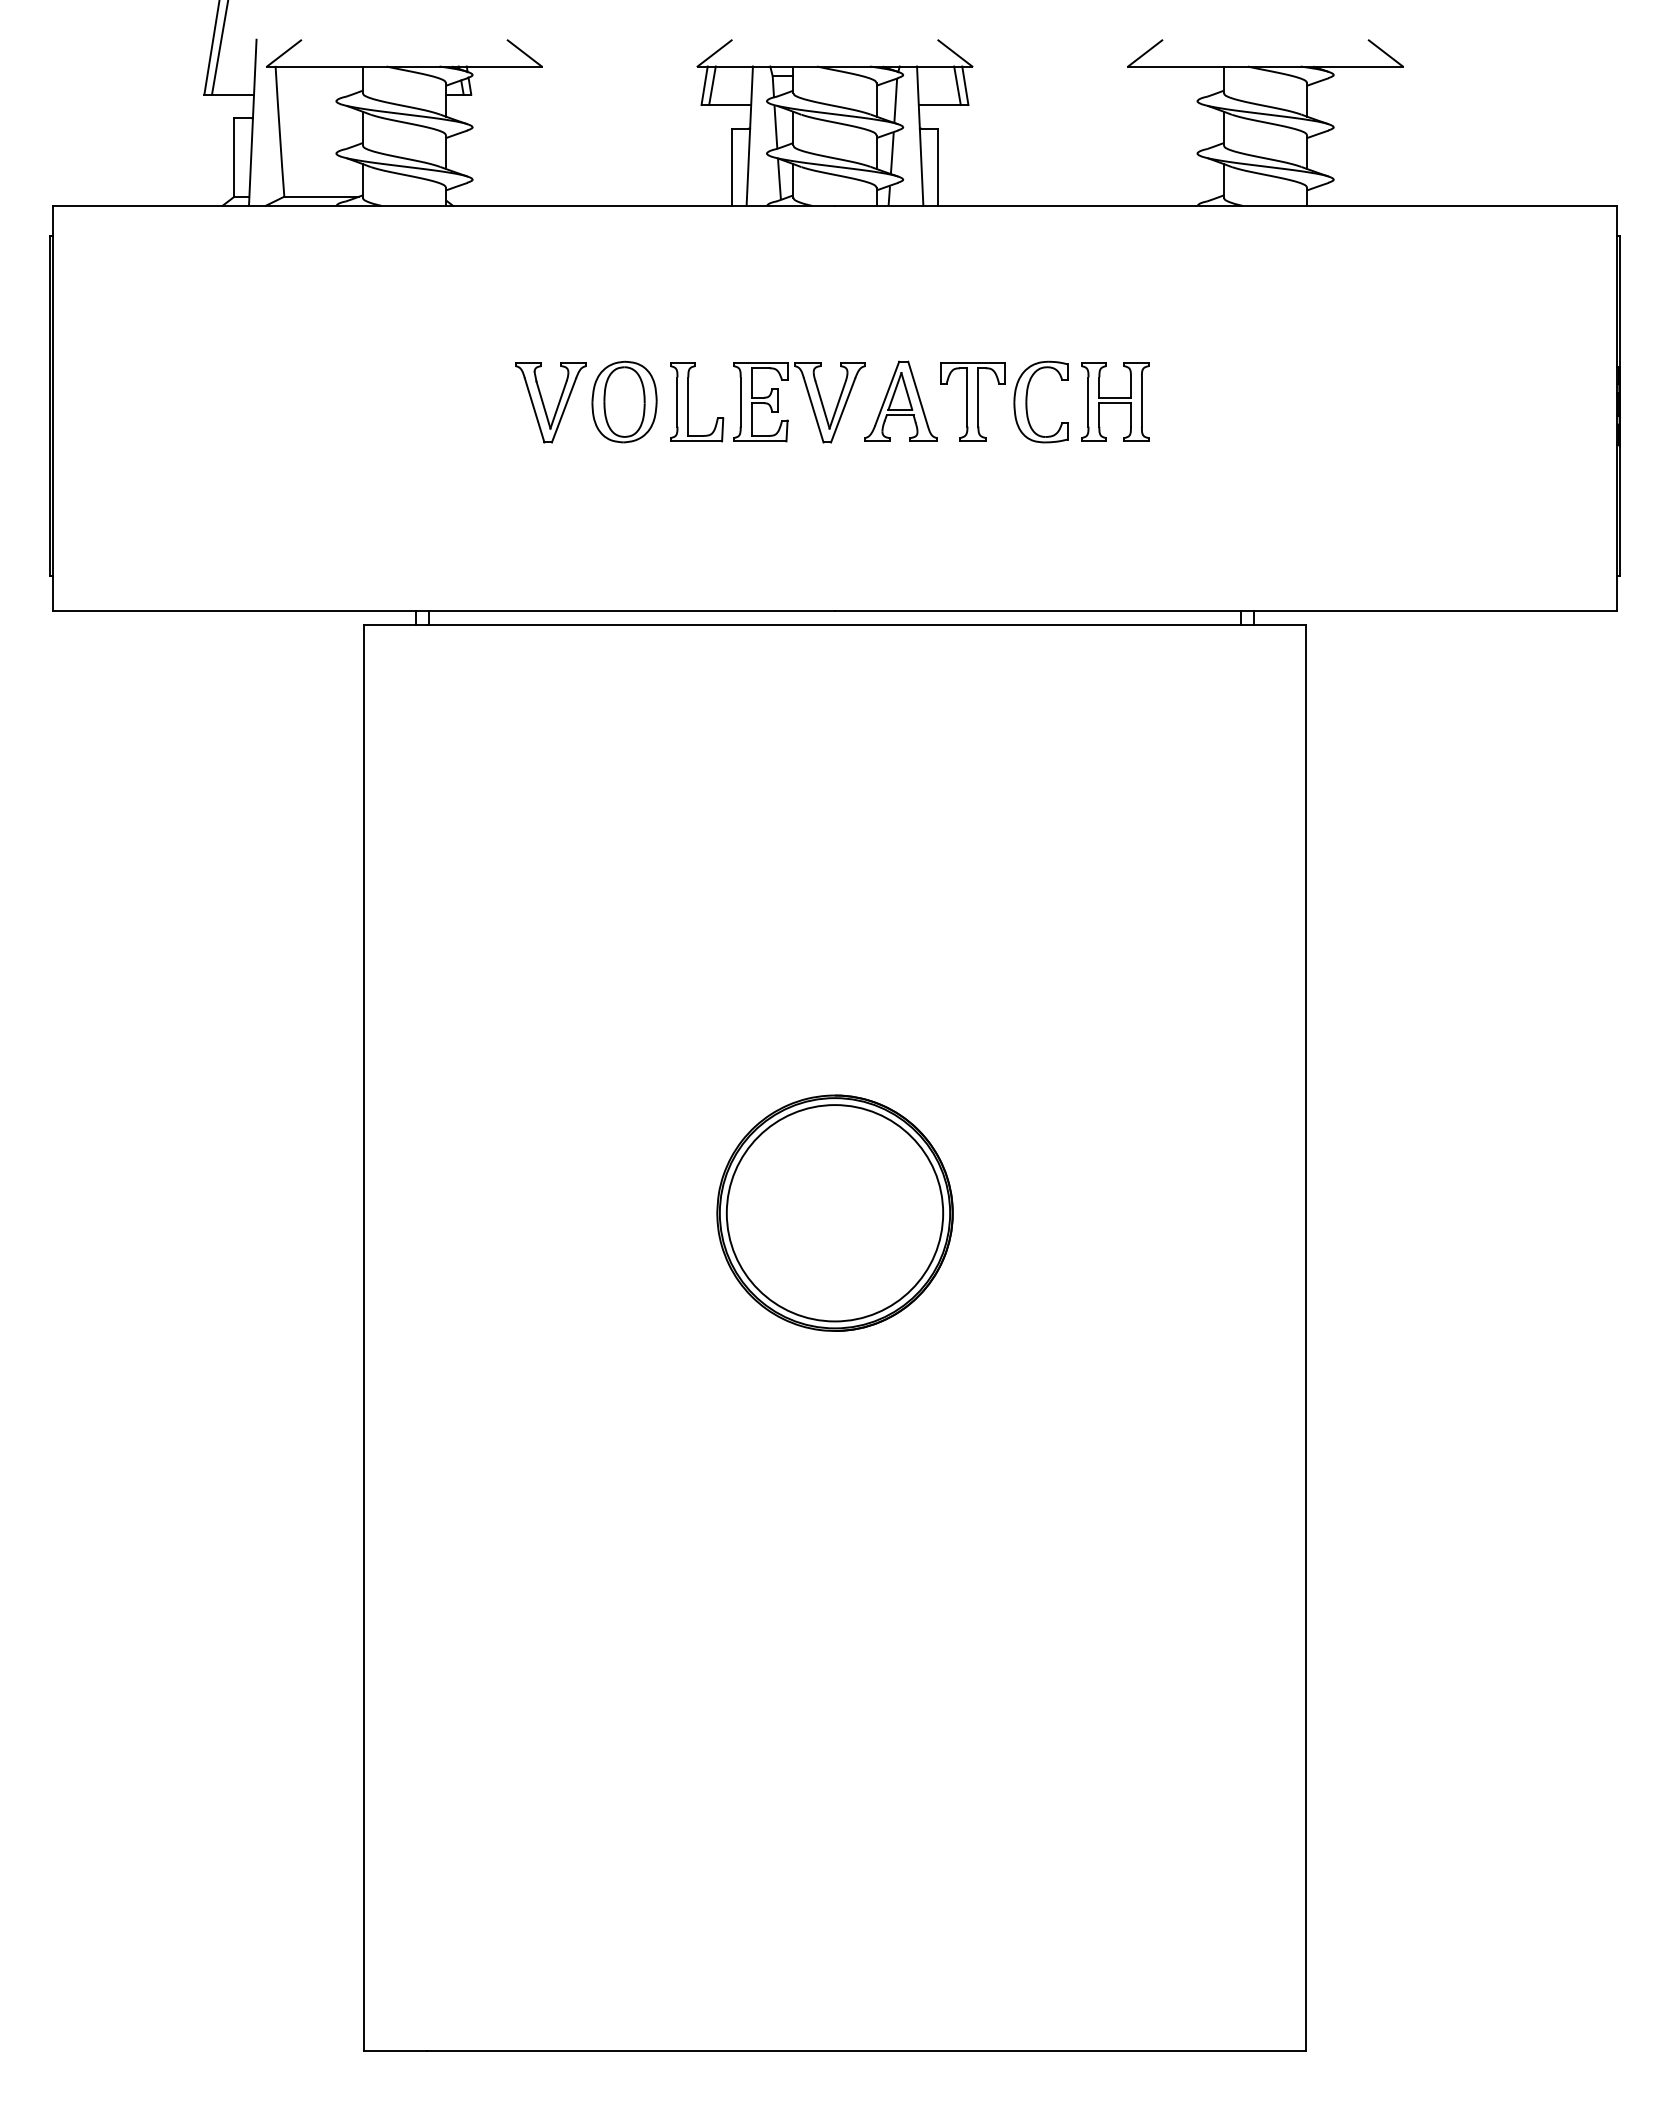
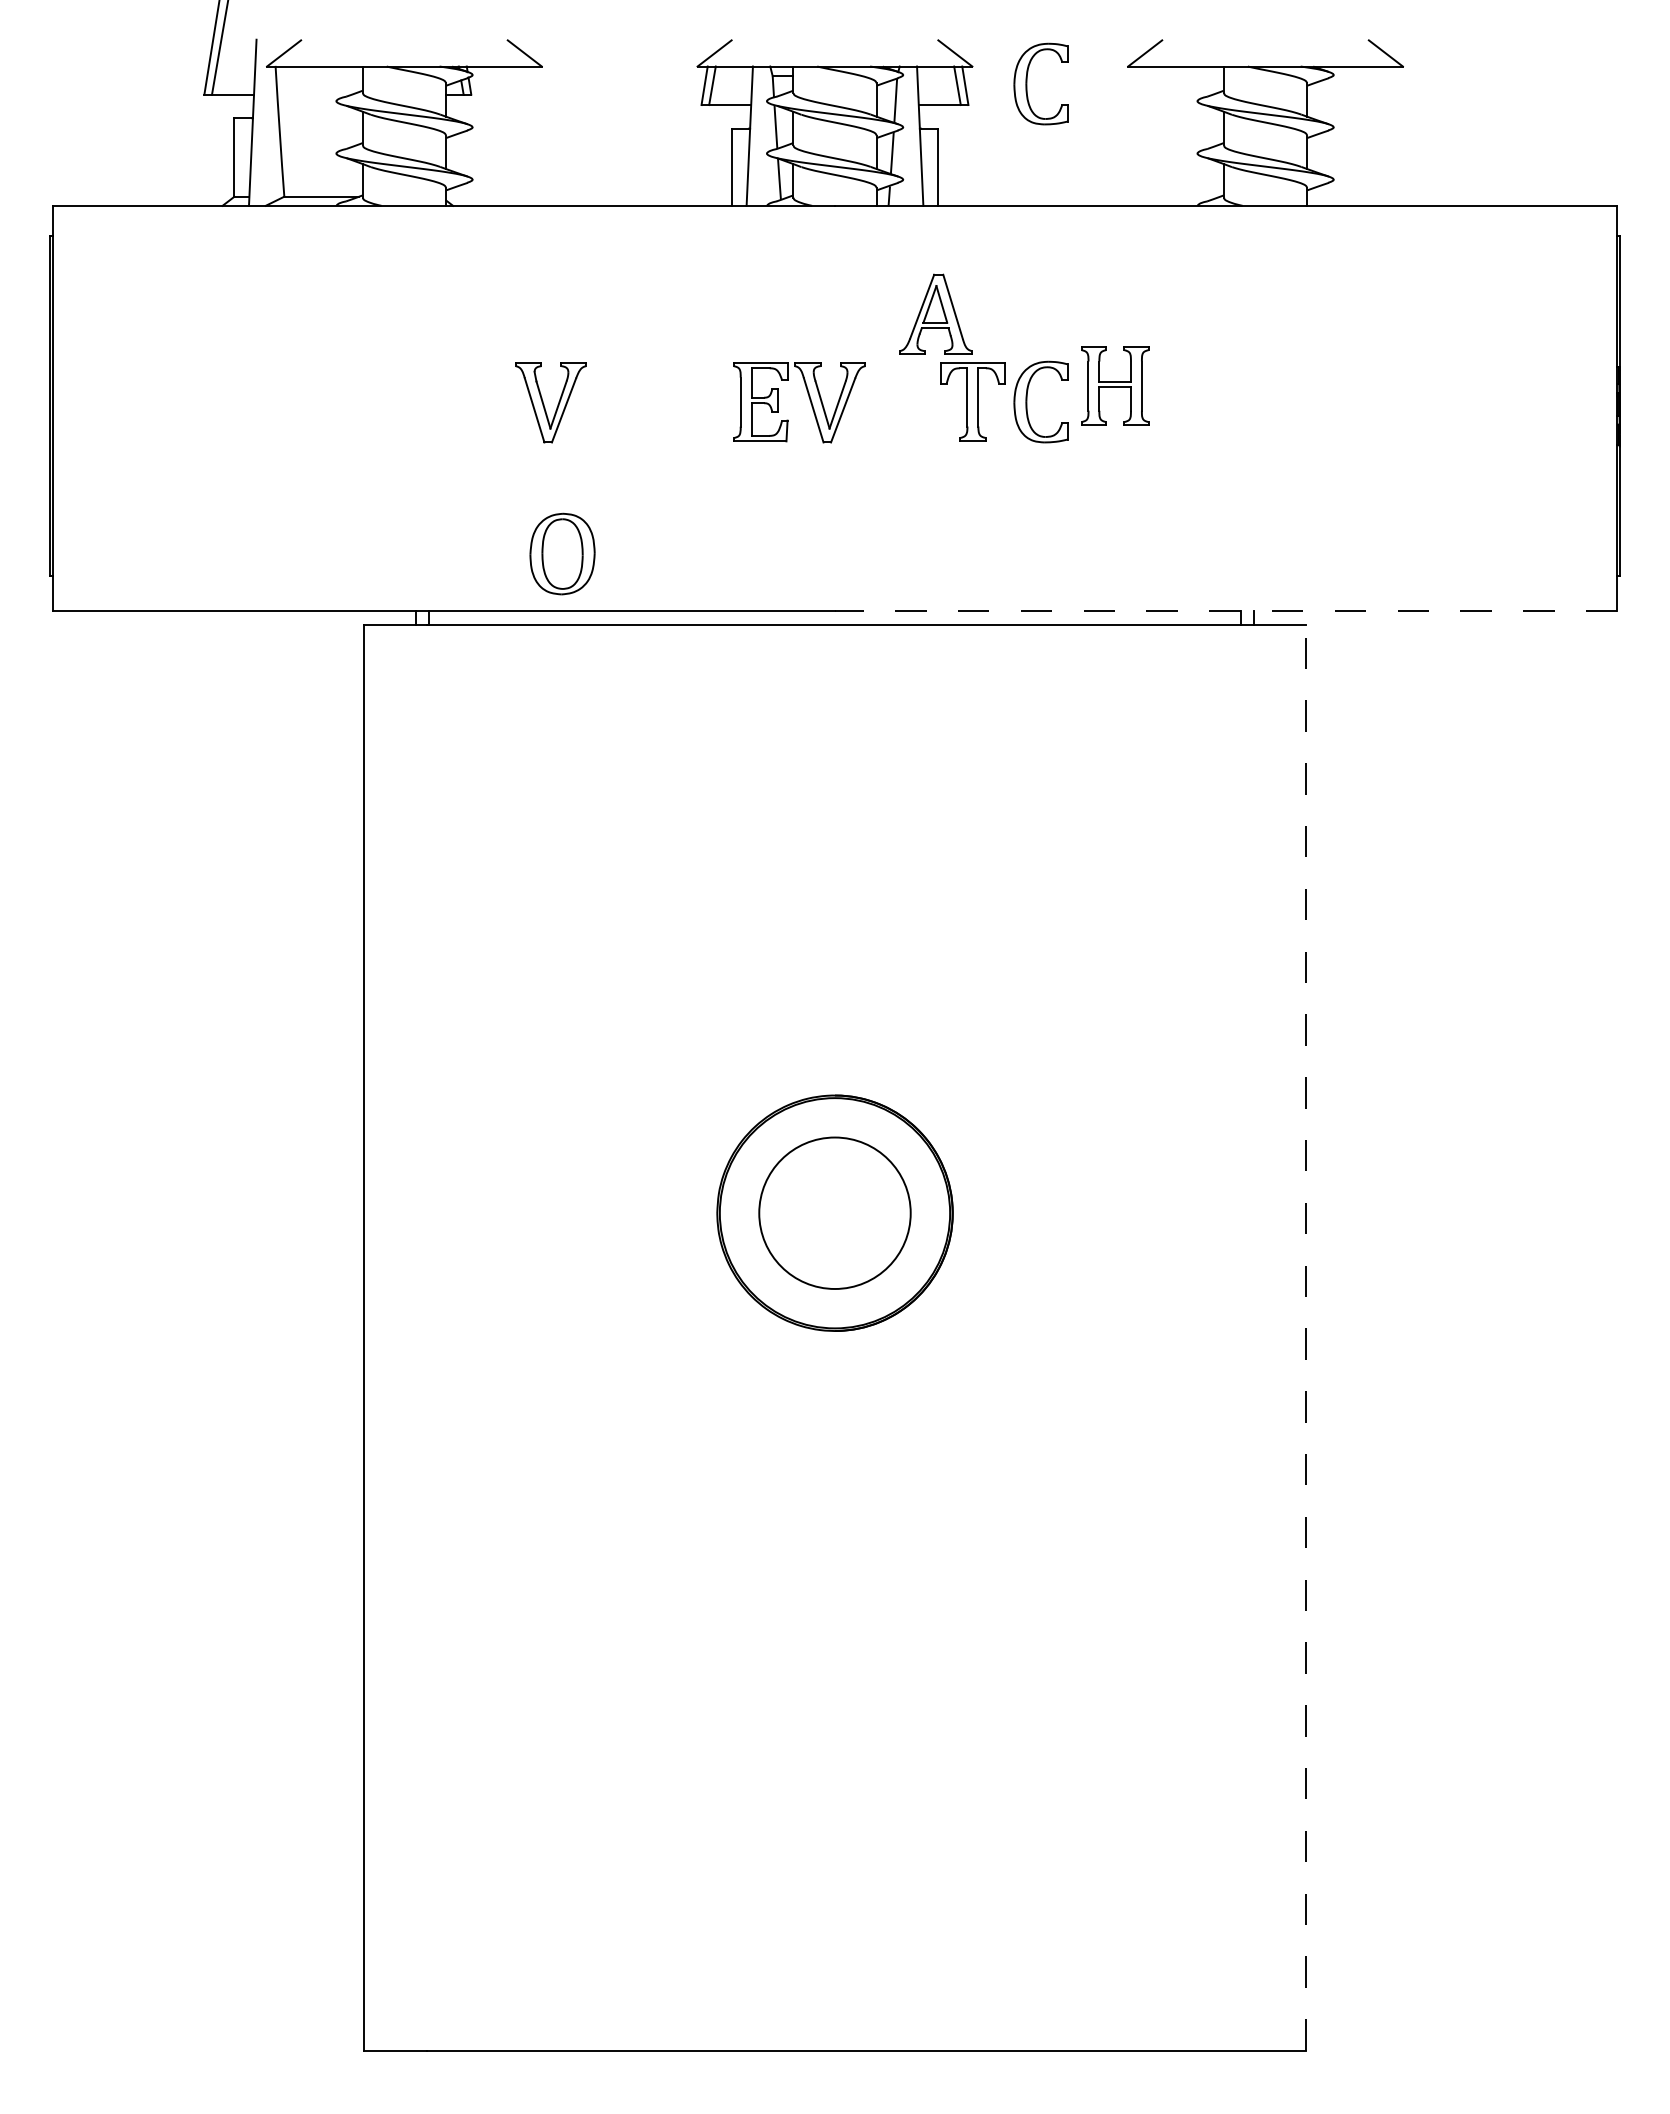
part: none -> present (1027, 83)
part position: (900, 400) -> (935, 313) (935, 313)
part position: (624, 401) -> (562, 553) (562, 553)
part position: (1115, 401) -> (1115, 385) (1115, 385)
part: present -> none (688, 402)
line: solid -> dashed (1225, 611)
circle diameter: 216 px -> 151 px (834, 1212)
line: solid -> dashed (1305, 1337)
